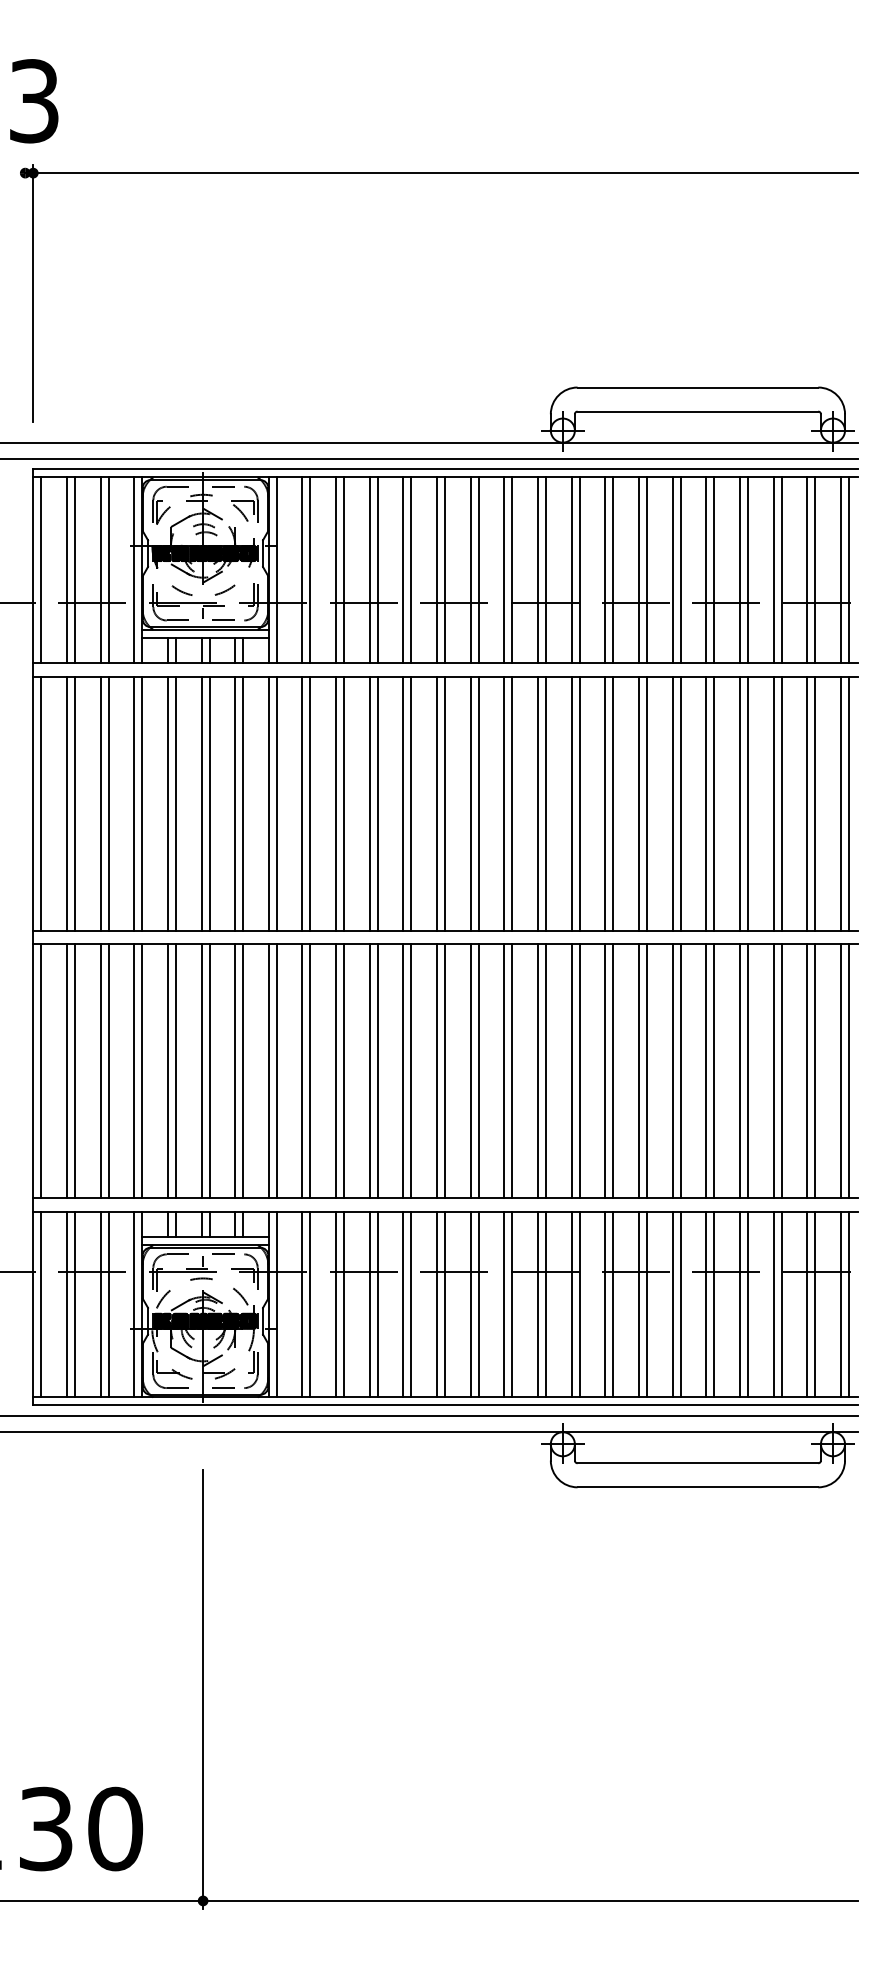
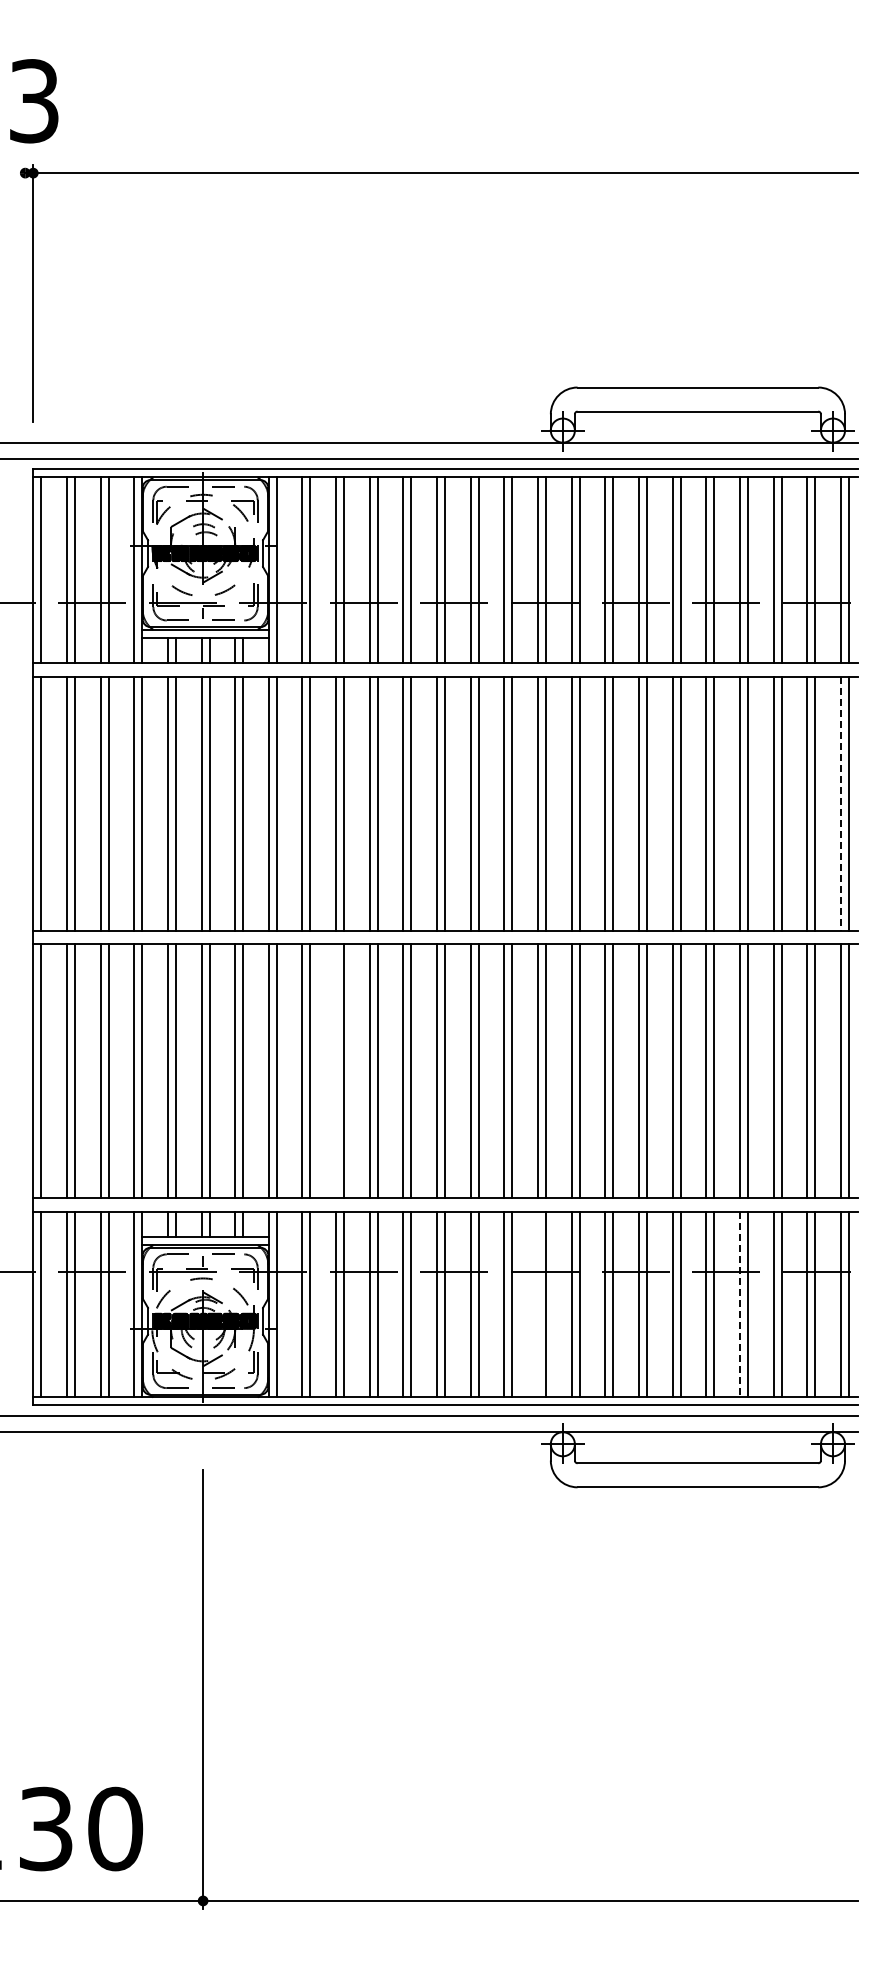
line: solid -> dashed (840, 804)
line: present -> none (336, 1071)
line: present -> none (537, 1304)
line: solid -> dashed (739, 1304)
